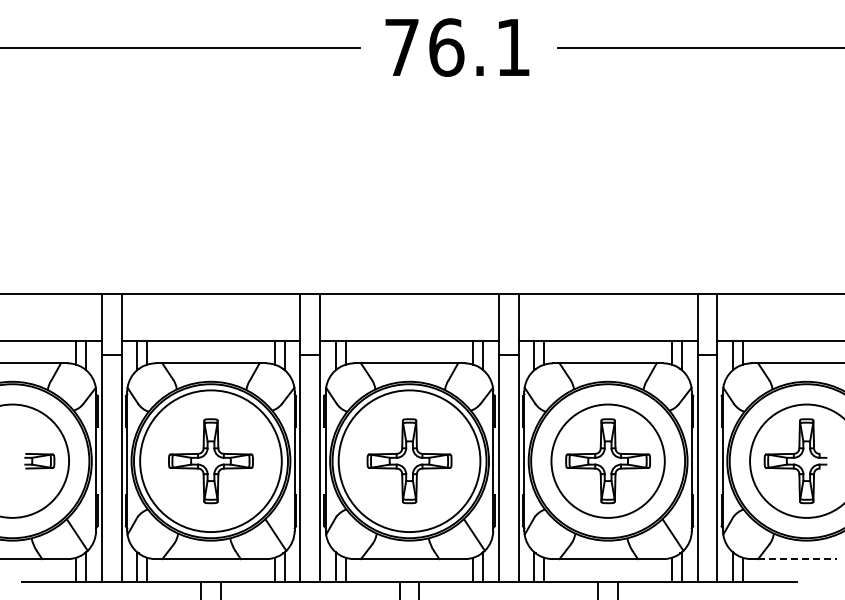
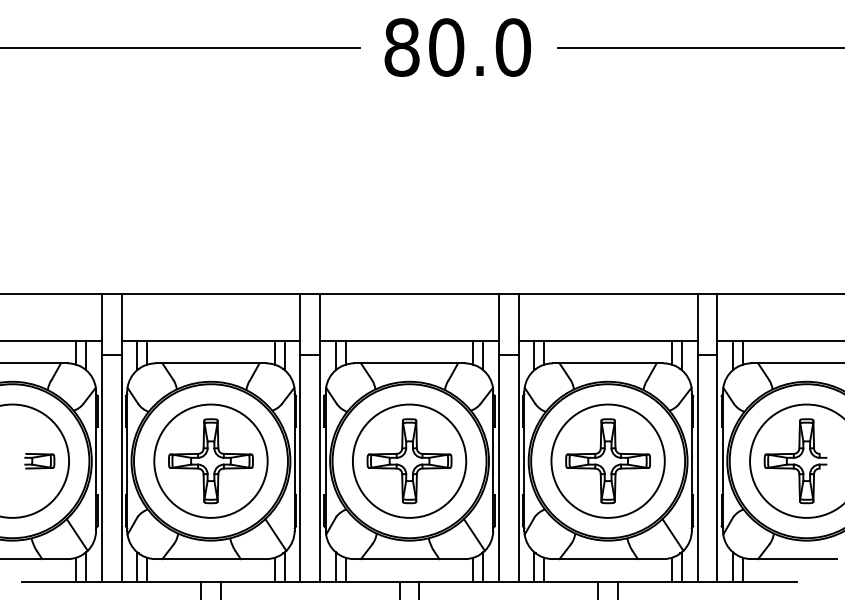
text: 76.1 -> 80.0 (457, 47)
circle diameter: 142 px -> 113 px (210, 460)
circle diameter: 142 px -> 113 px (409, 460)
line: dashed -> solid (797, 559)
